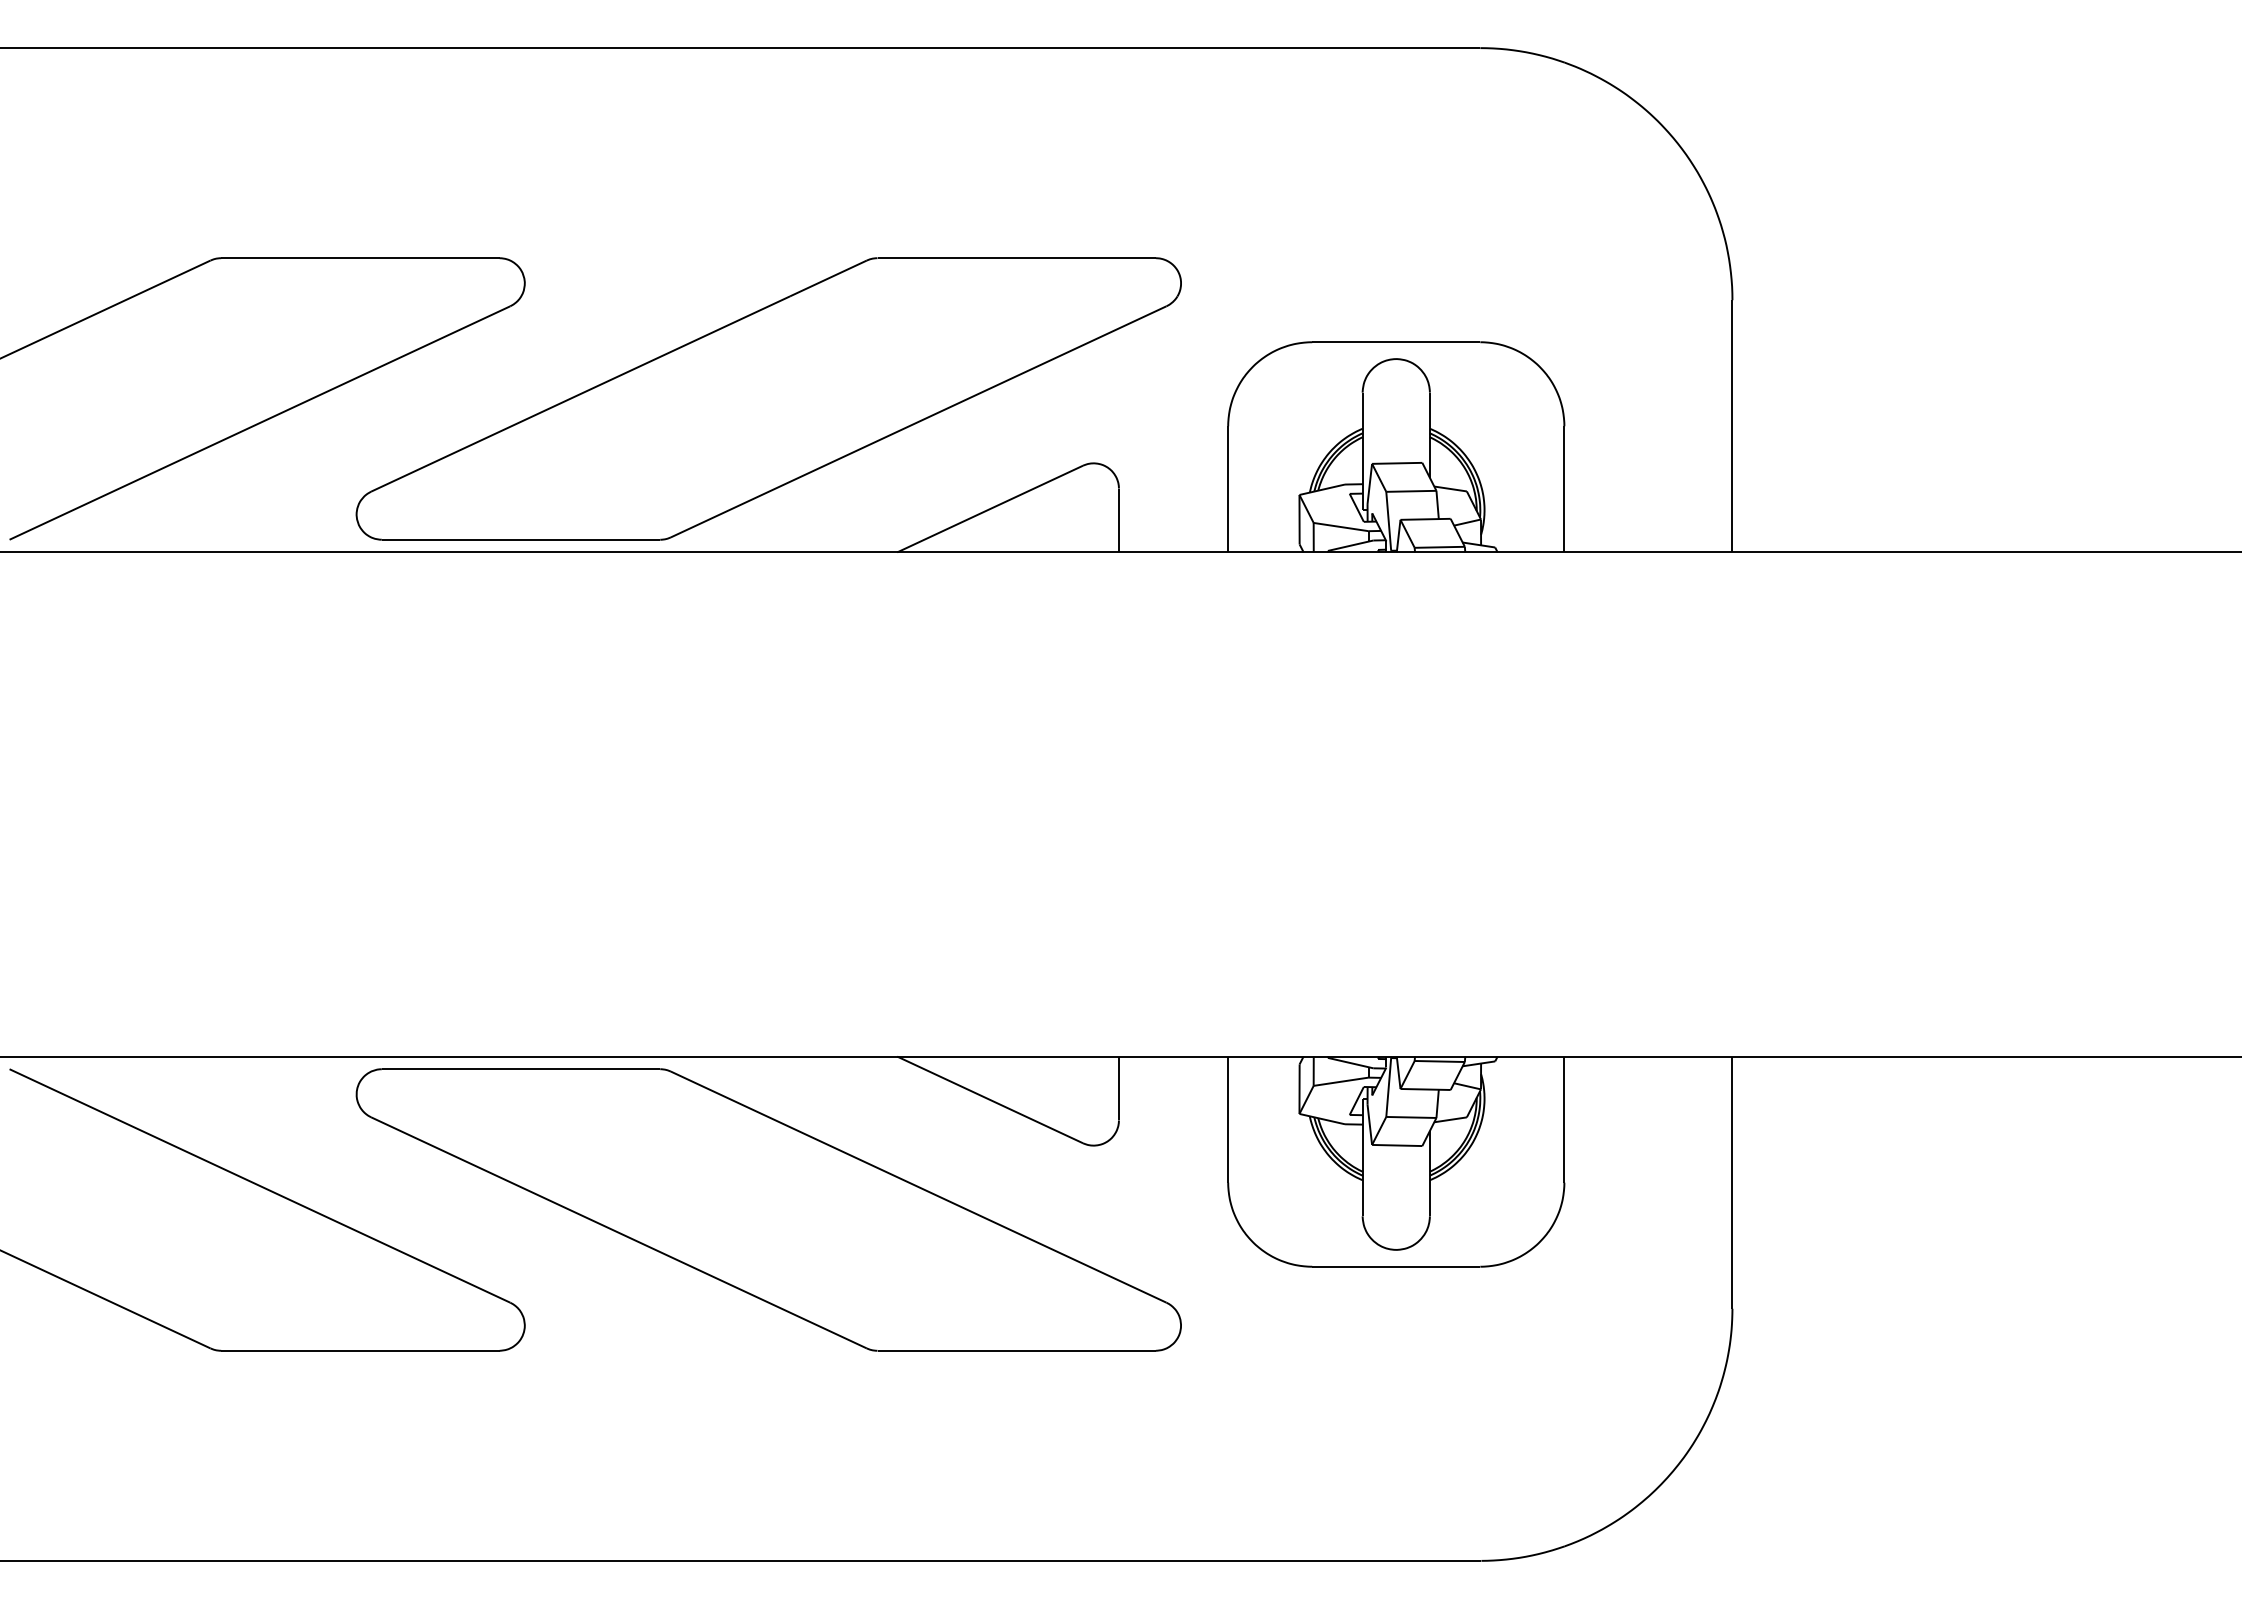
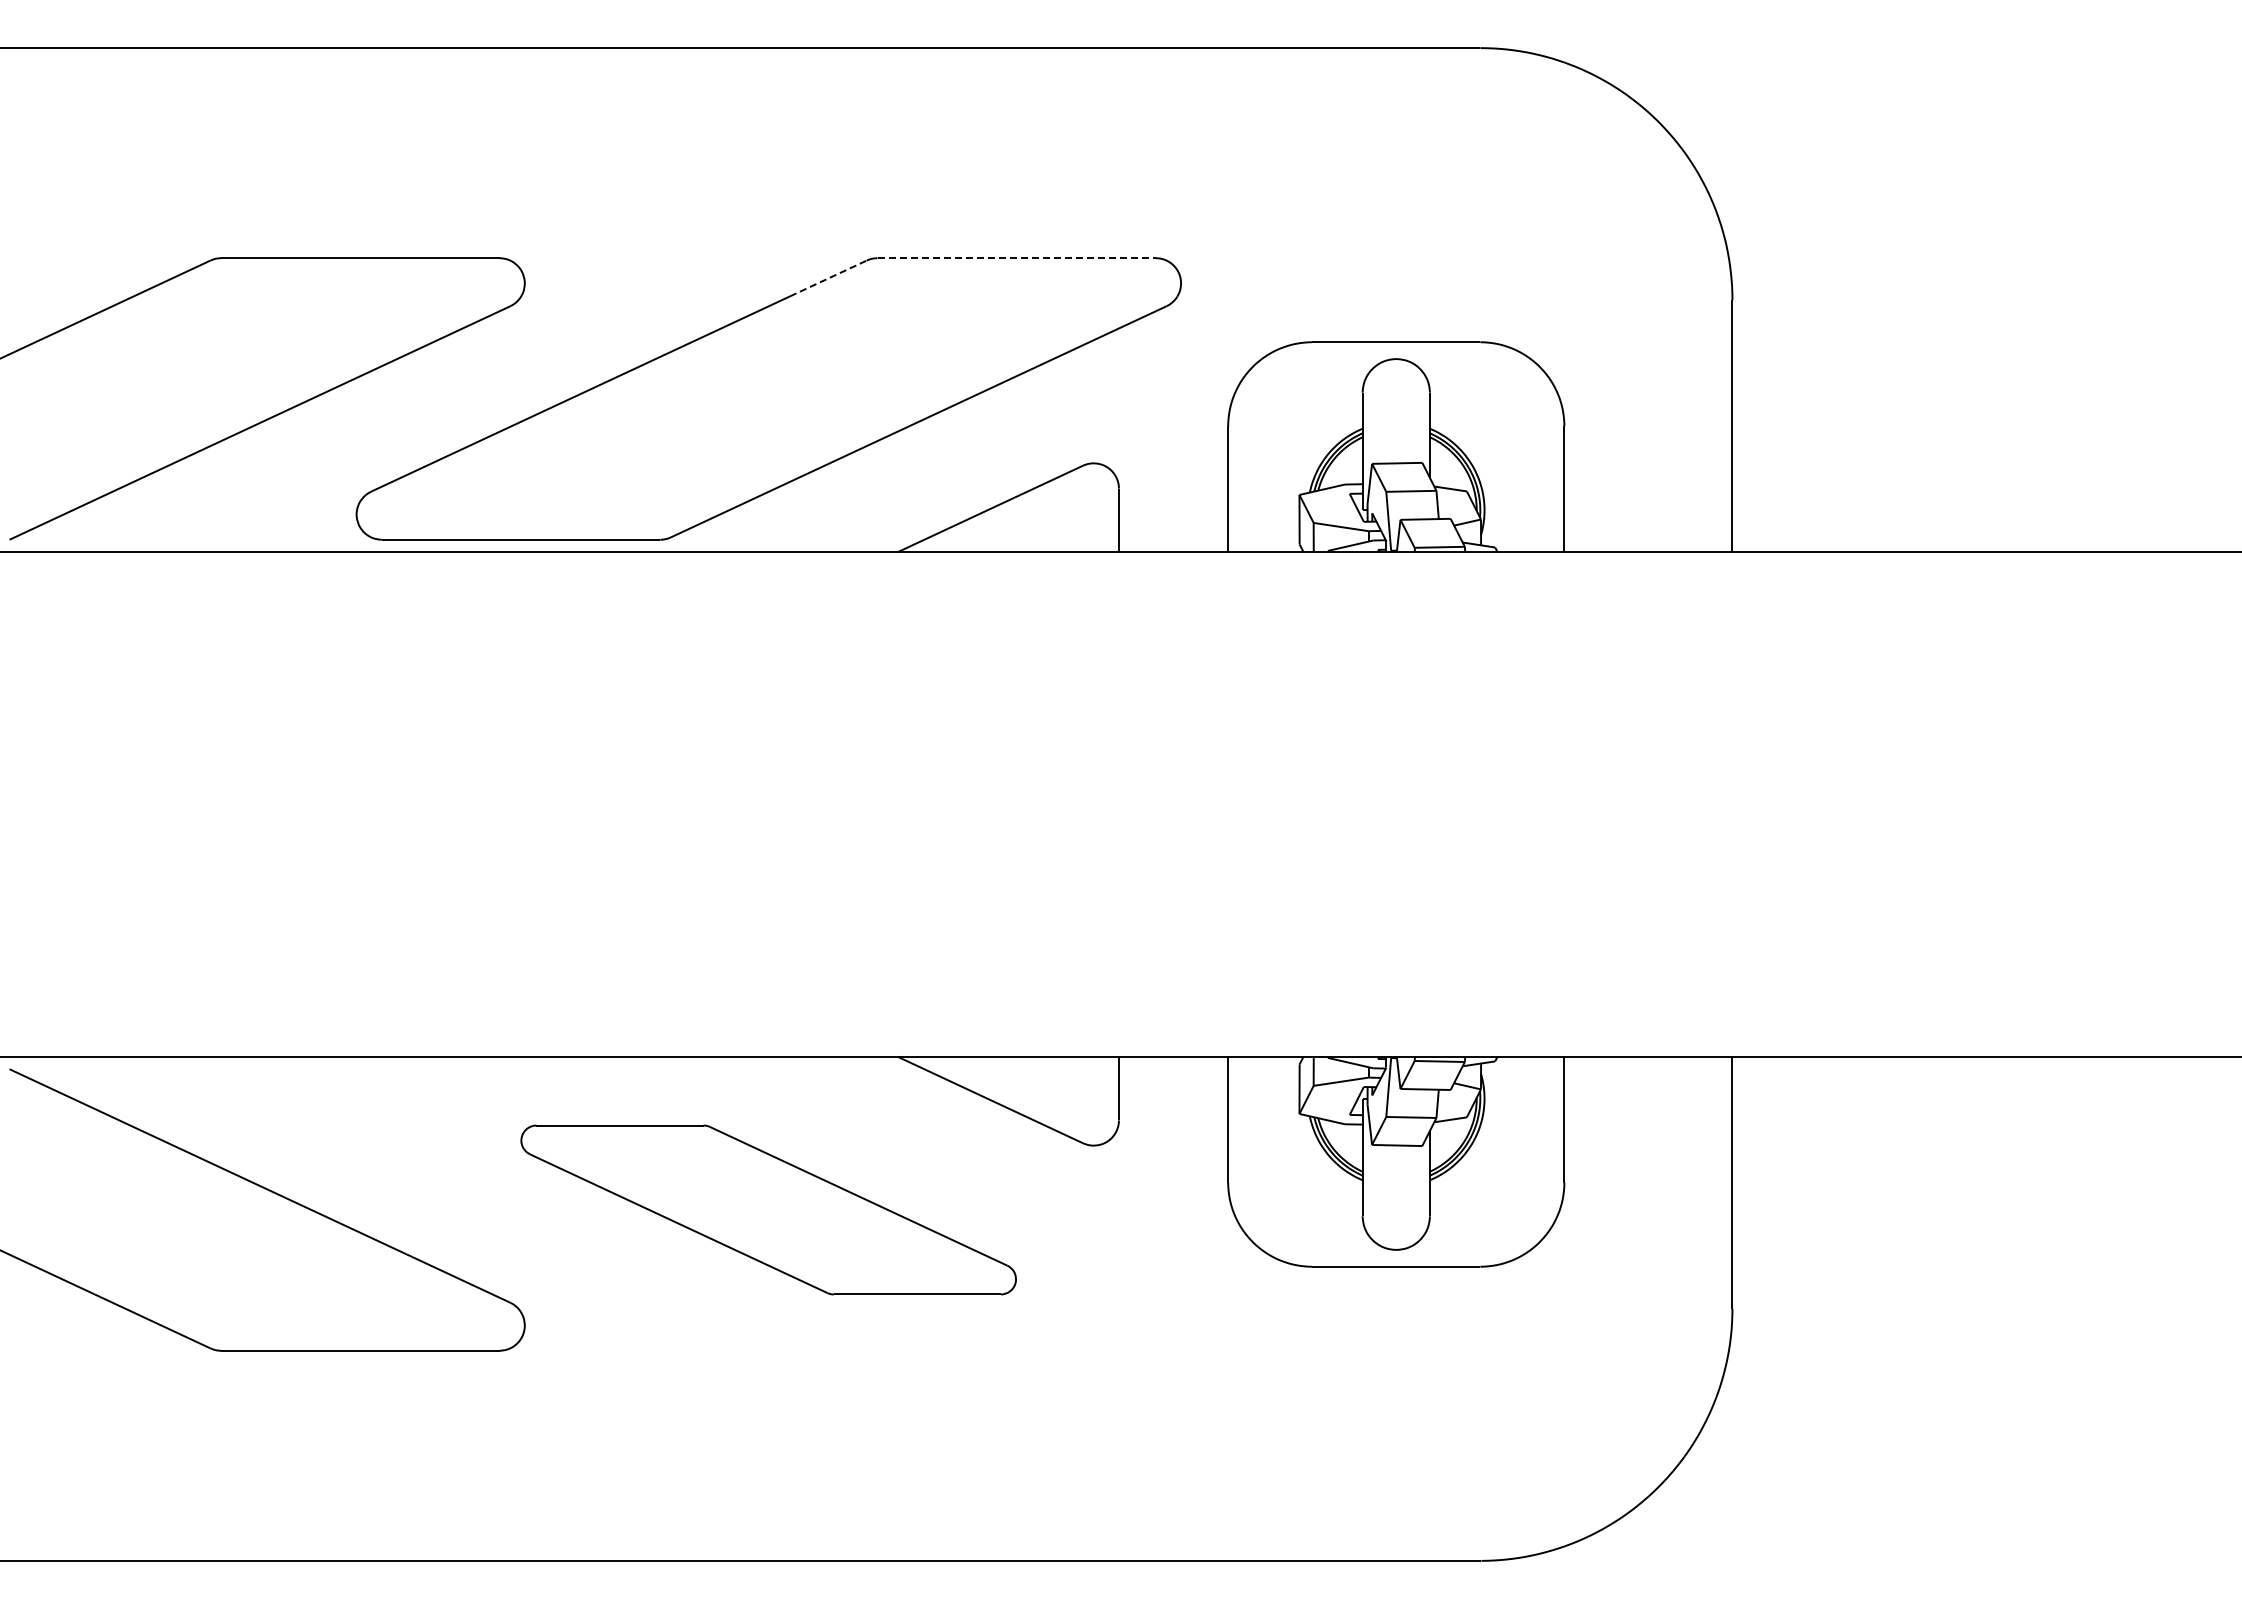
line: solid -> dashed (1017, 258)
line: solid -> dashed (828, 278)
part size: 827x284 px -> 497x172 px (768, 1209)
